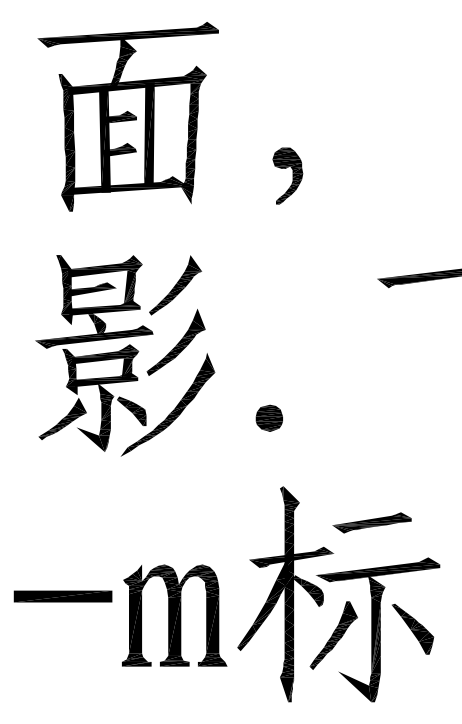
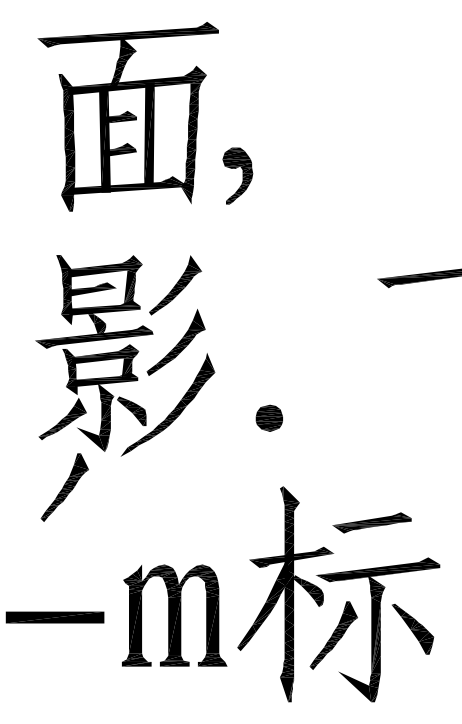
part position: (287, 175) -> (237, 175) (237, 175)
part: none -> present (64, 487)
part position: (62, 596) -> (54, 617) (54, 617)
